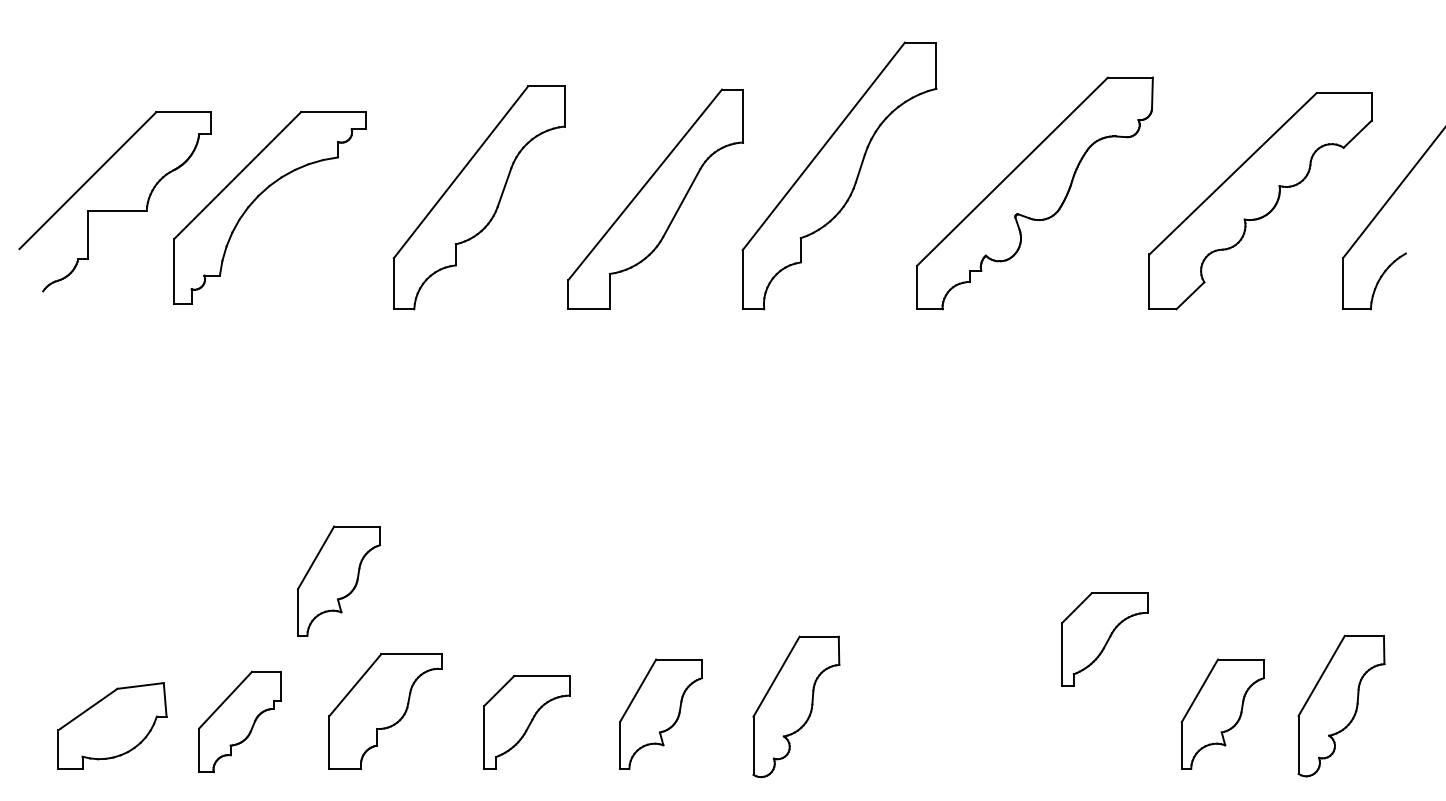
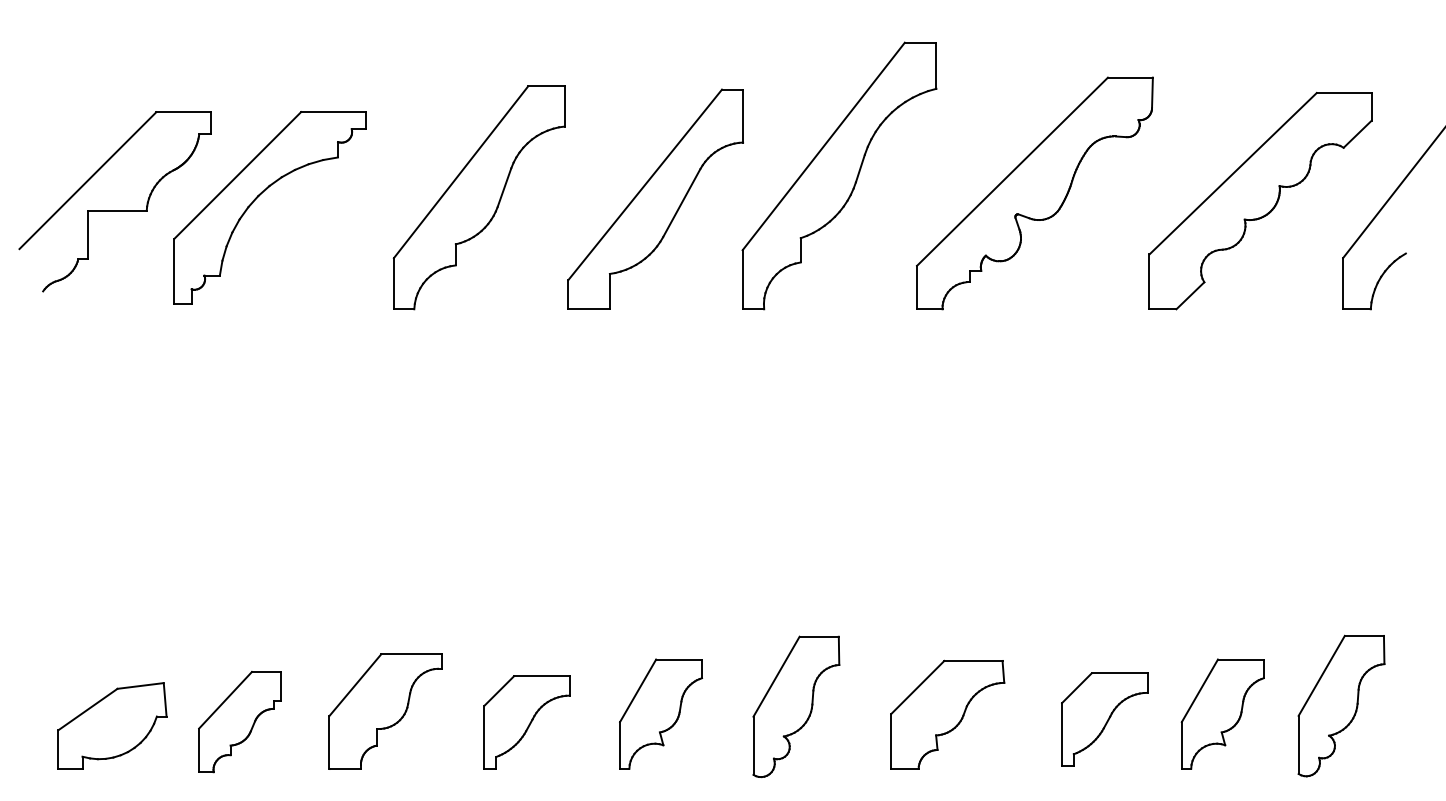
part: present -> none (339, 580)
part position: (1104, 639) -> (1104, 719) (1104, 719)
part: none -> present (947, 714)
